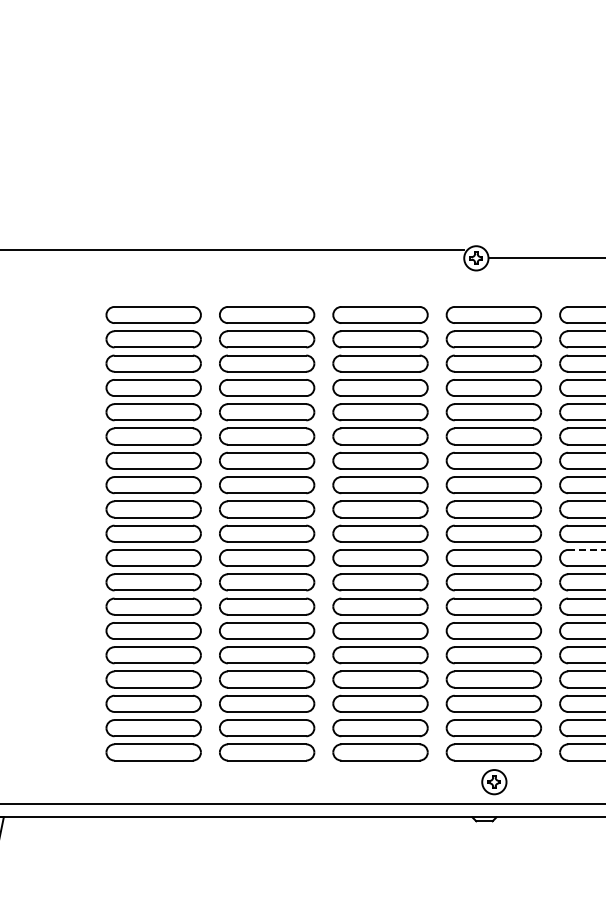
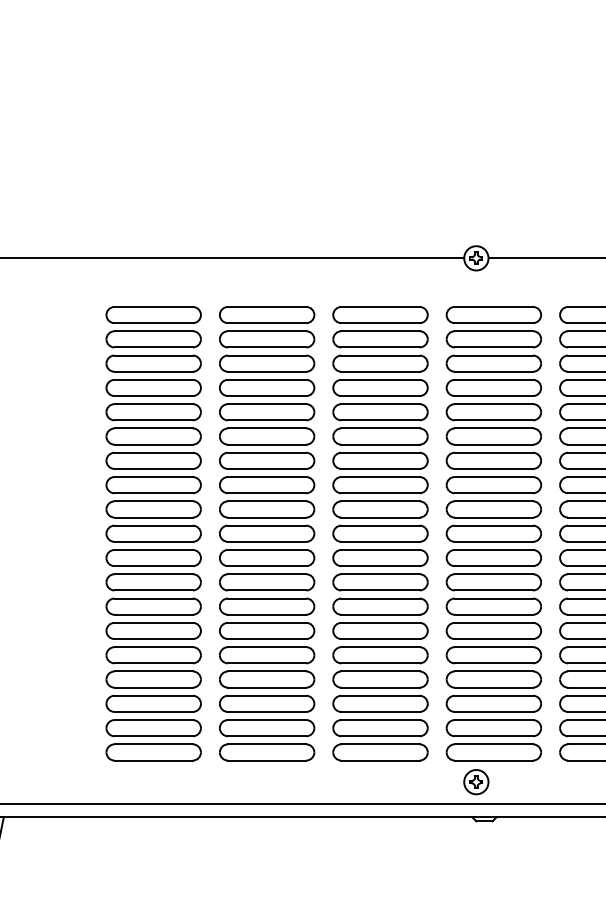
line position: (233, 250) -> (233, 258) (233, 258)
line: dashed -> solid (587, 549)
part position: (494, 782) -> (476, 782) (476, 782)
